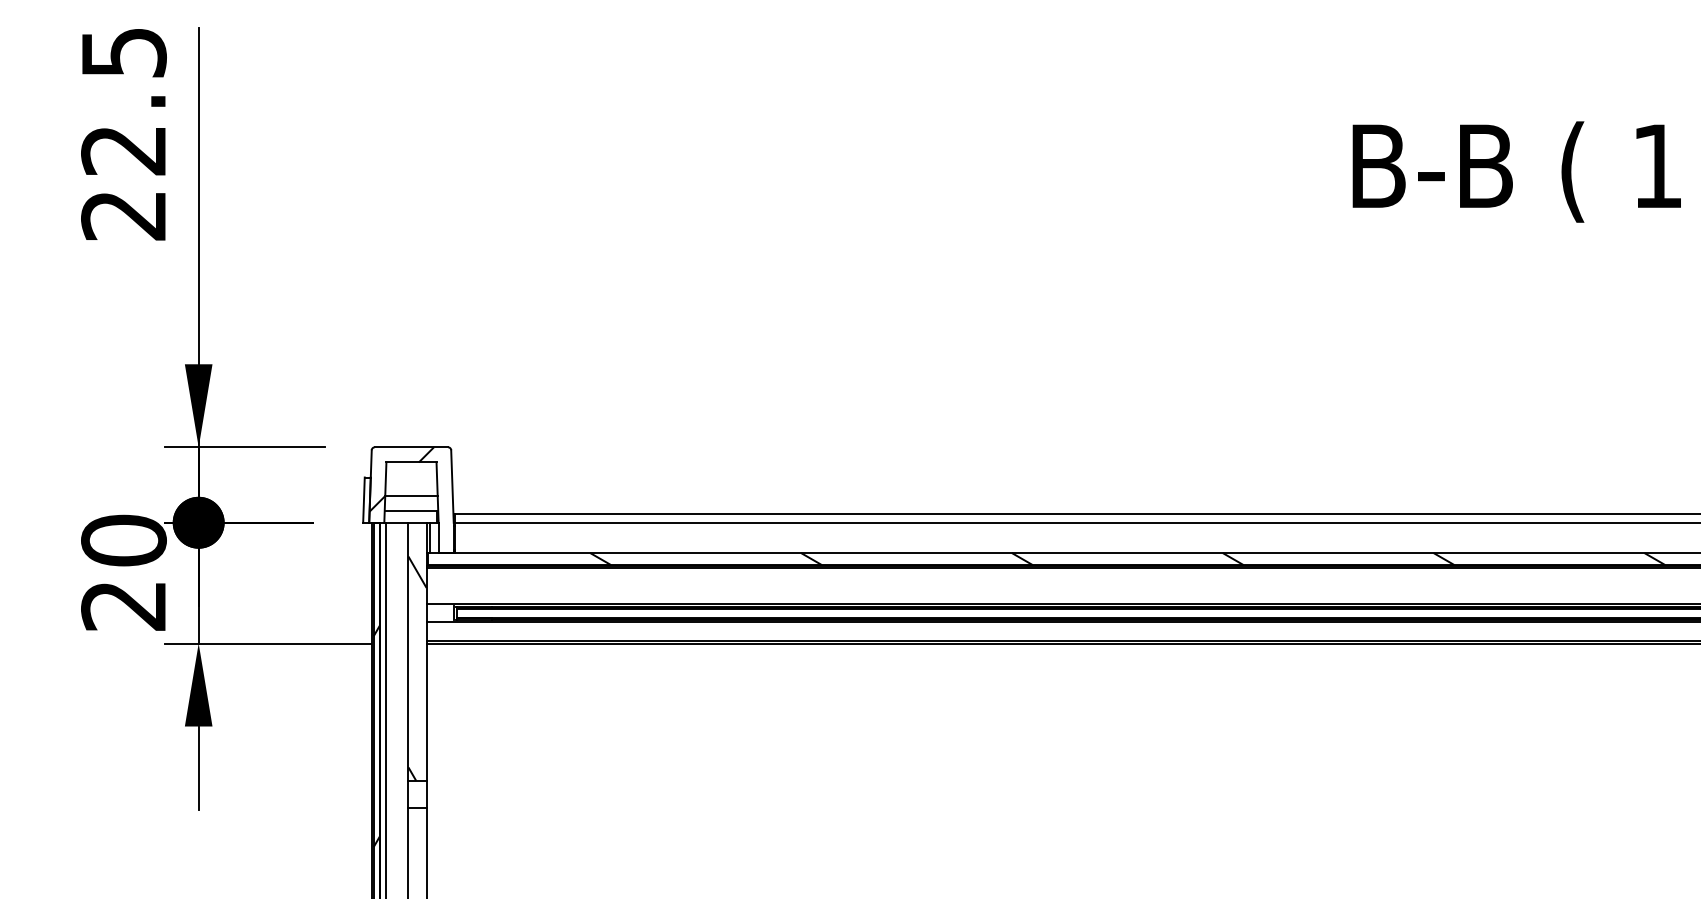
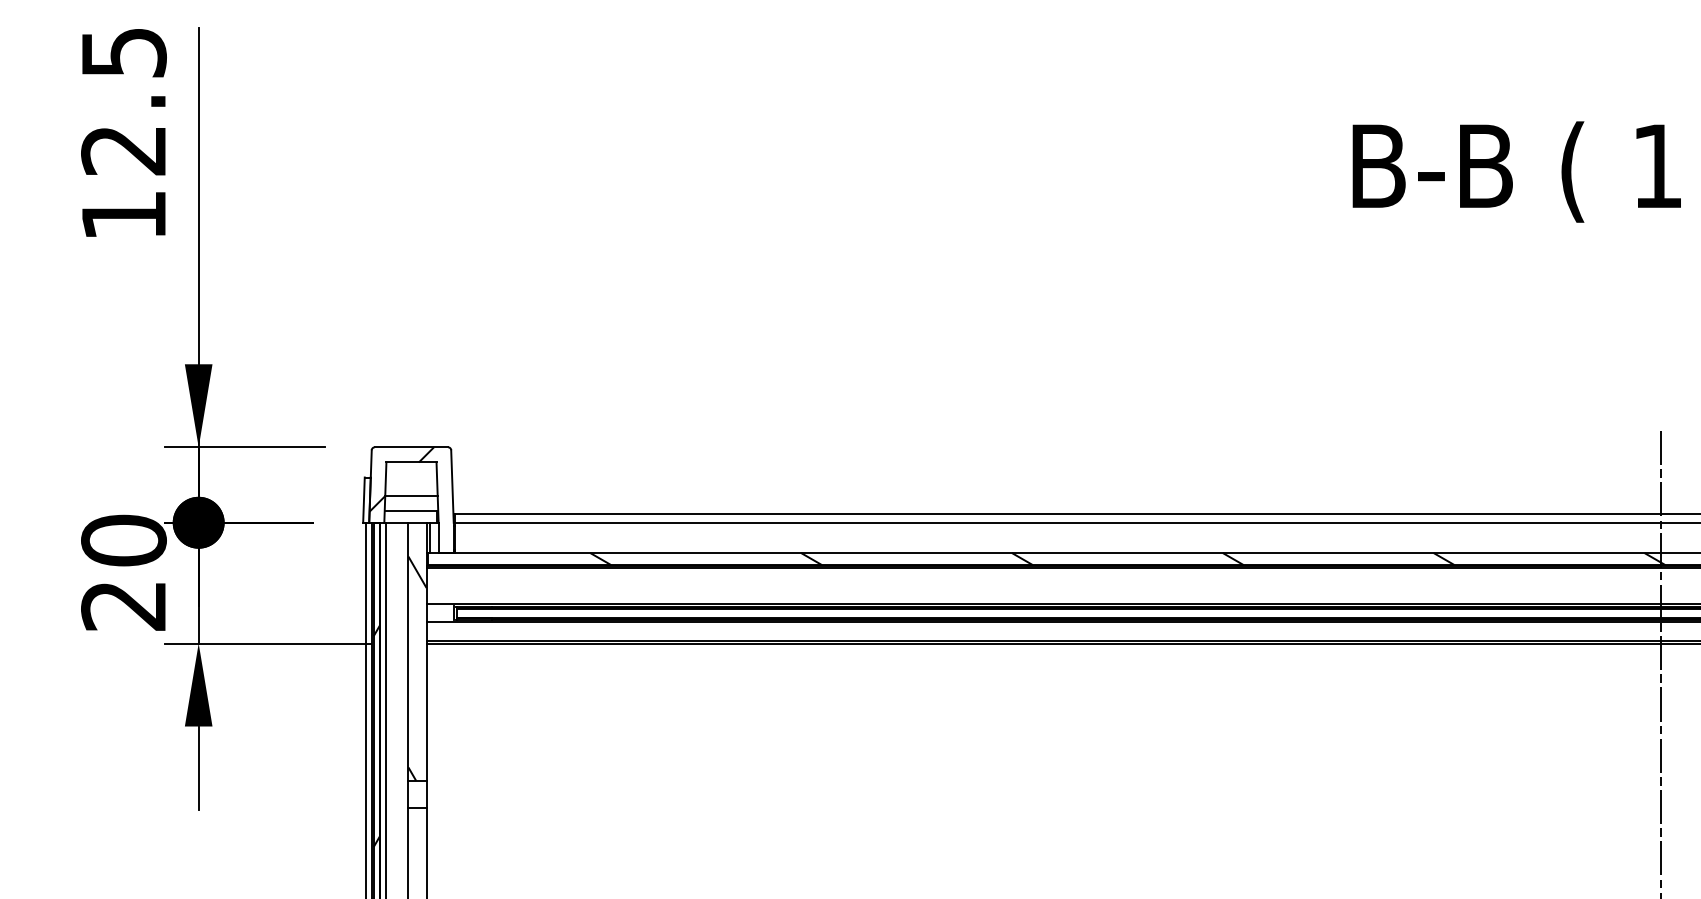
text: 22.5 -> 12.5 (123, 216)
line: none -> present (1661, 662)
line: none -> present (366, 708)
